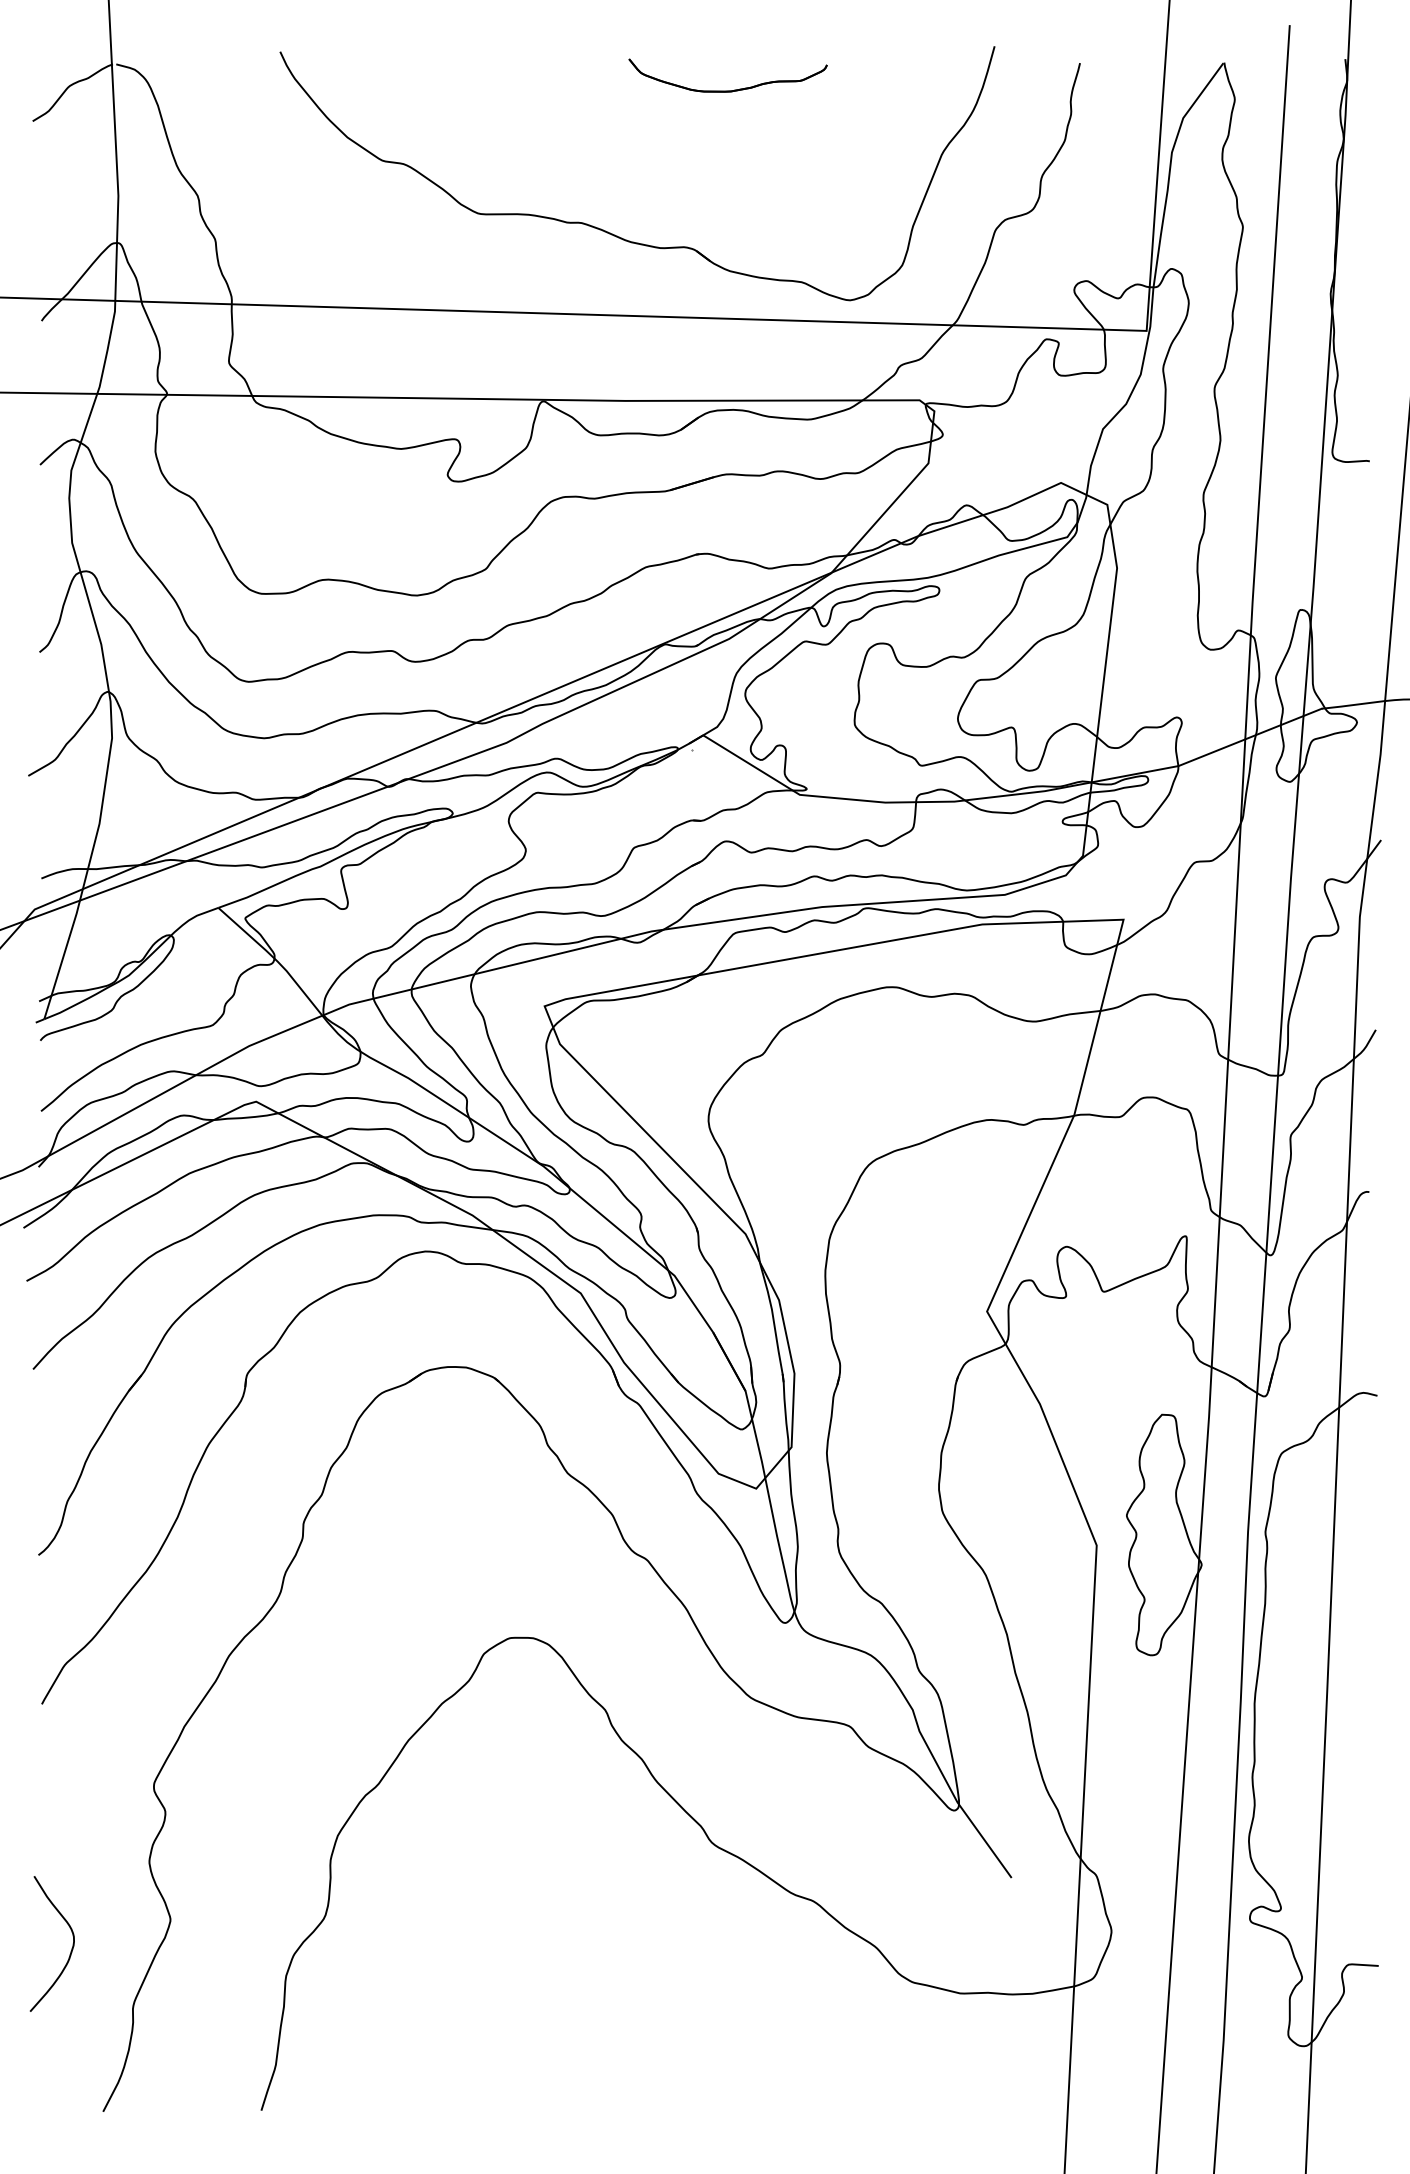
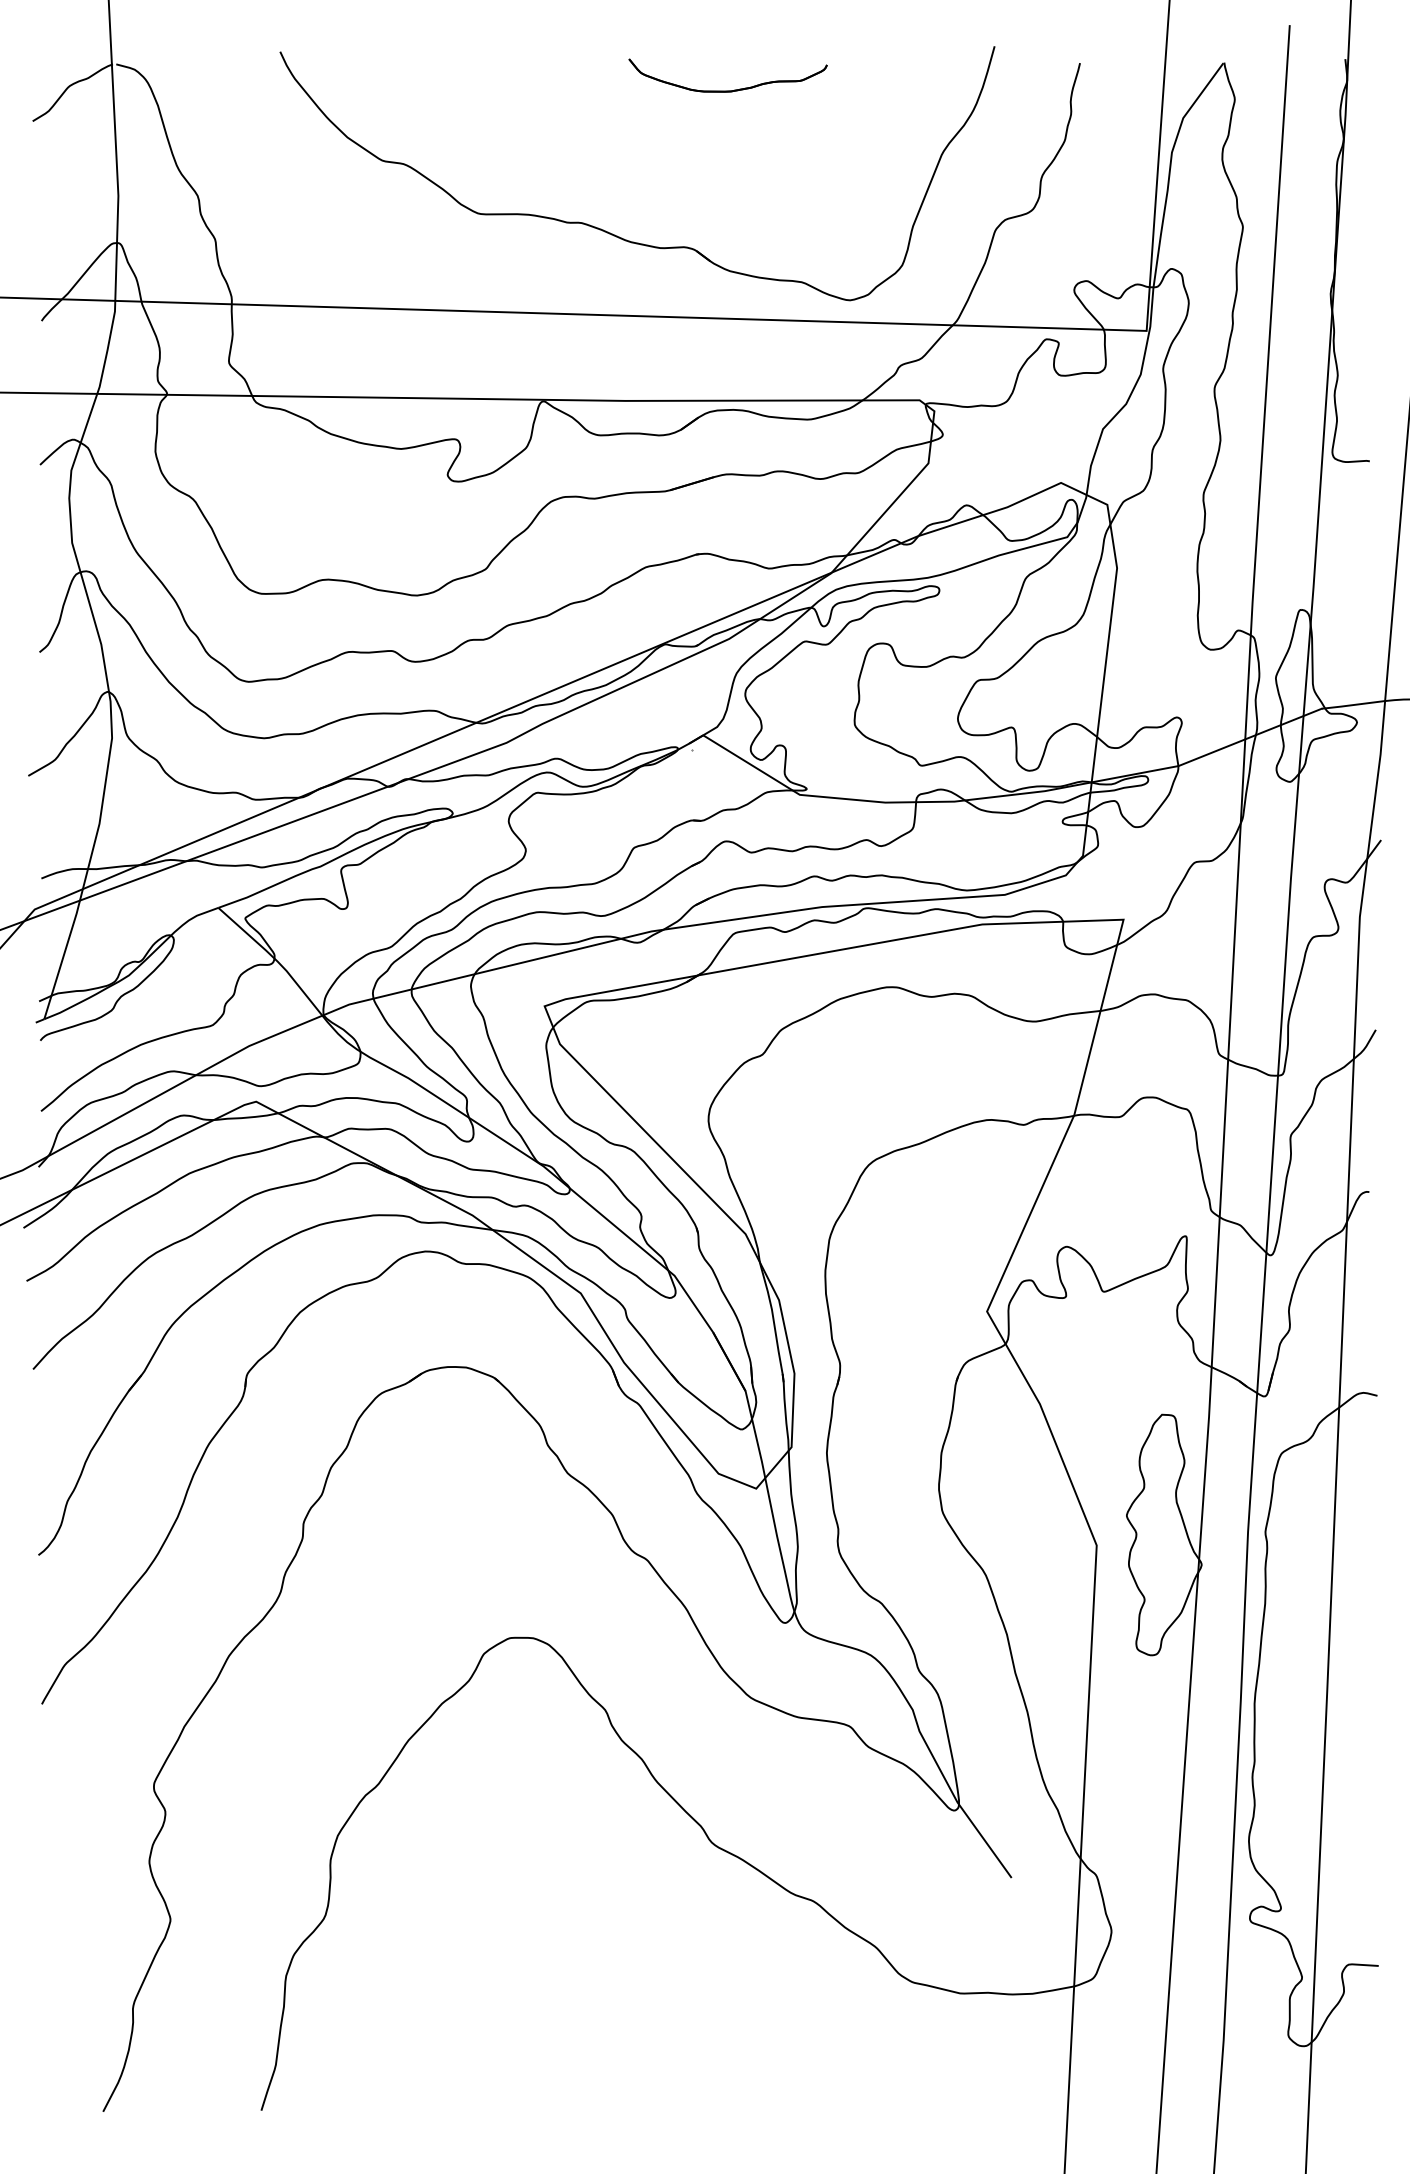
curve: present -> none (71, 1948)
